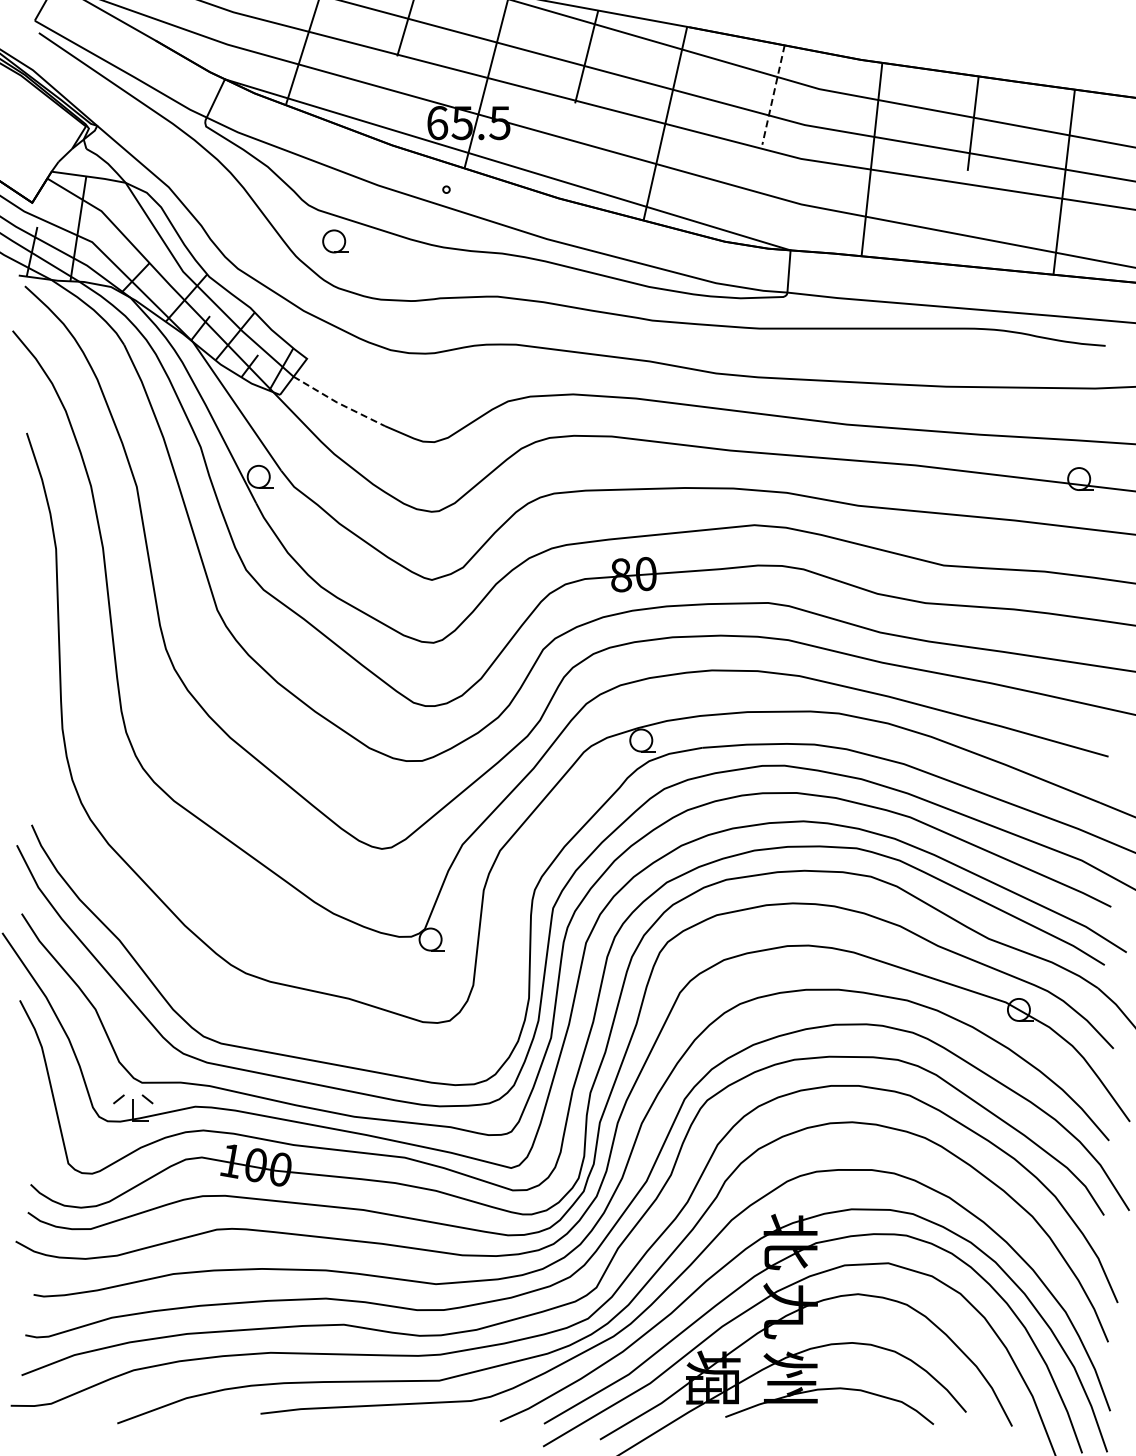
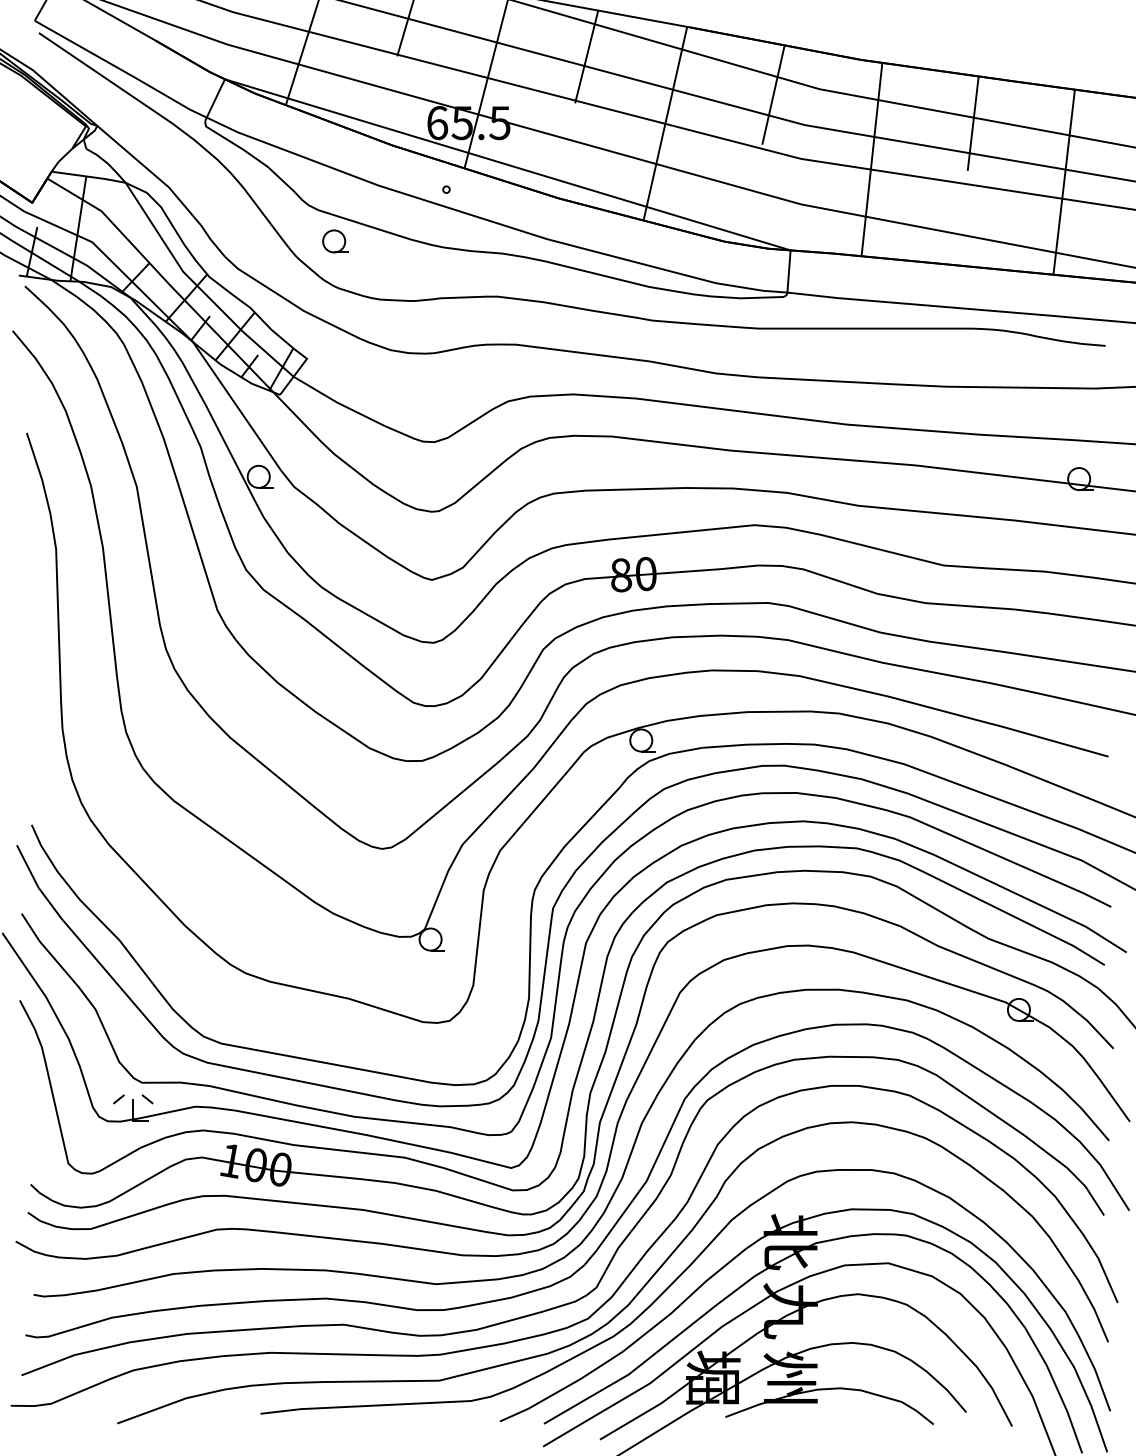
line: dashed -> solid (773, 95)
line: dashed -> solid (337, 402)
